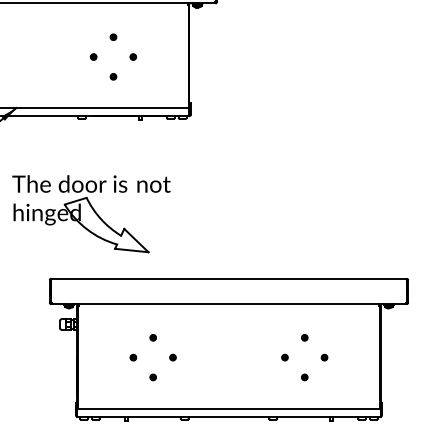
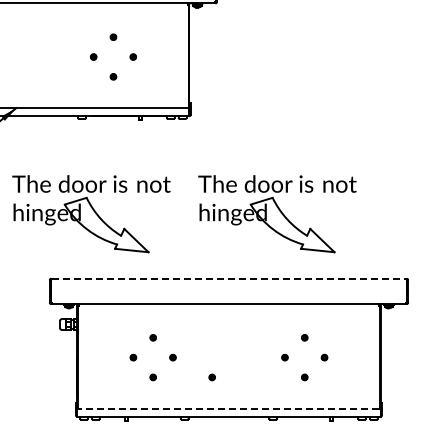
part: none -> present (277, 214)
line: solid -> dashed (229, 278)
part: none -> present (211, 377)
line: solid -> dashed (228, 408)
